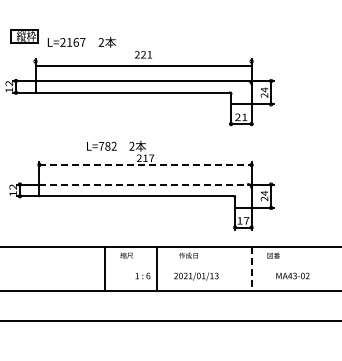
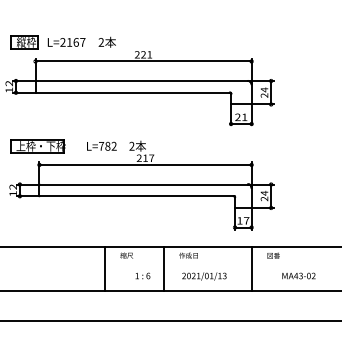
part position: (24, 36) -> (24, 42) (24, 42)
line position: (143, 66) -> (143, 61) (143, 61)
part: none -> present (37, 146)
line: dashed -> solid (146, 164)
line: dashed -> solid (144, 184)
line position: (157, 269) -> (164, 269) (164, 269)
line: dashed -> solid (252, 269)
text position: (292, 275) -> (298, 275) (298, 275)
text position: (196, 276) -> (204, 276) (204, 276)
